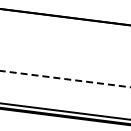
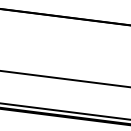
line: dashed -> solid (64, 79)
